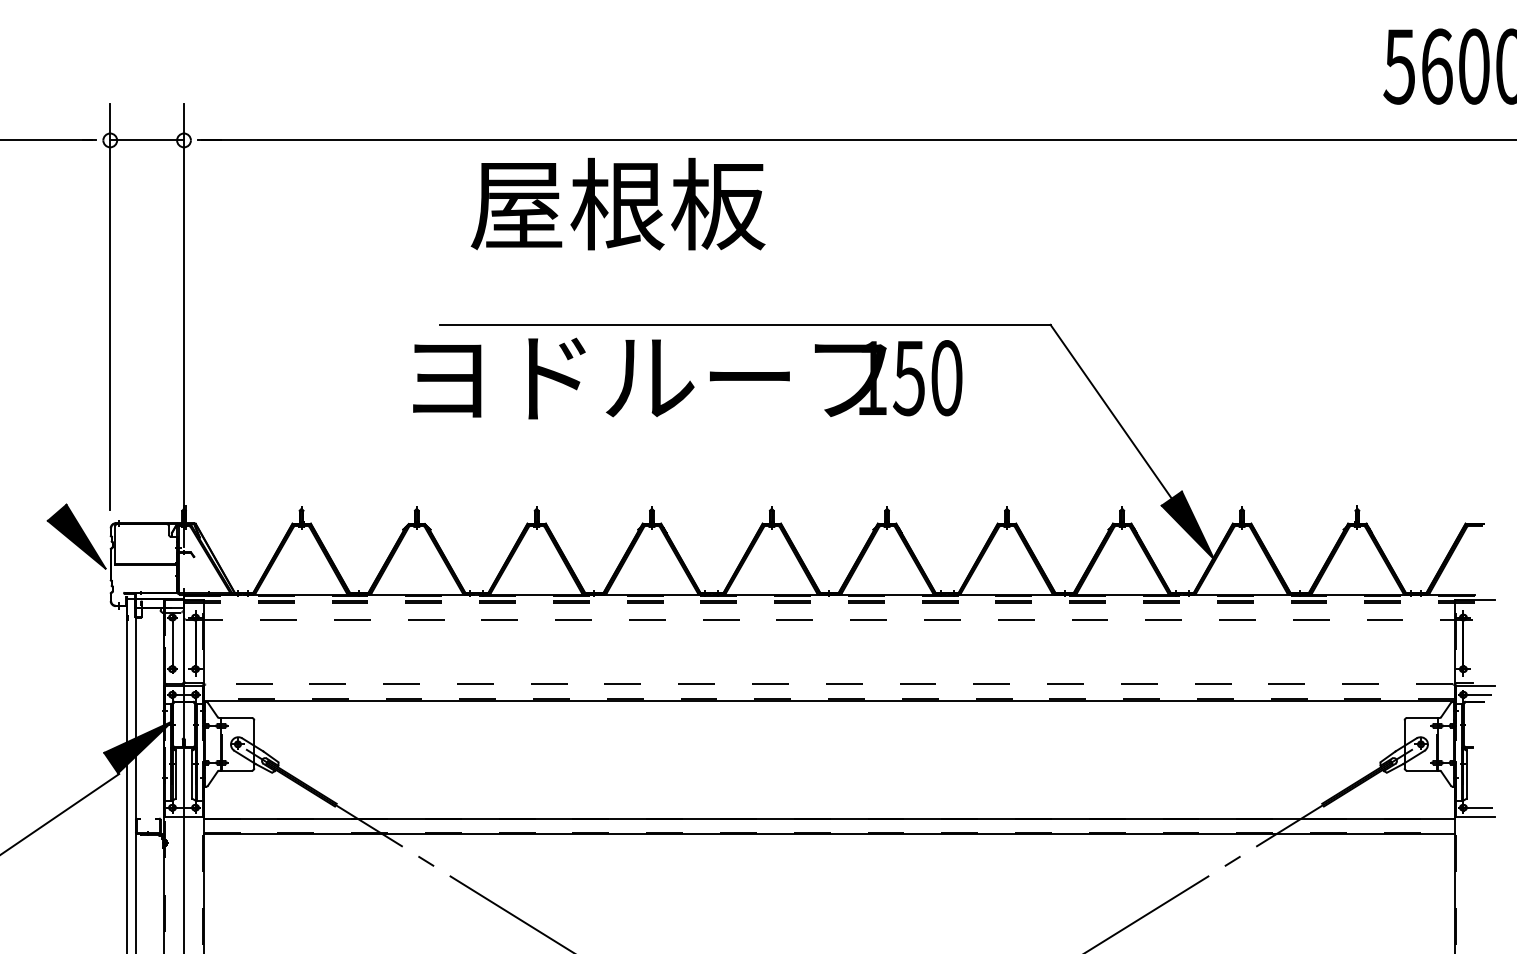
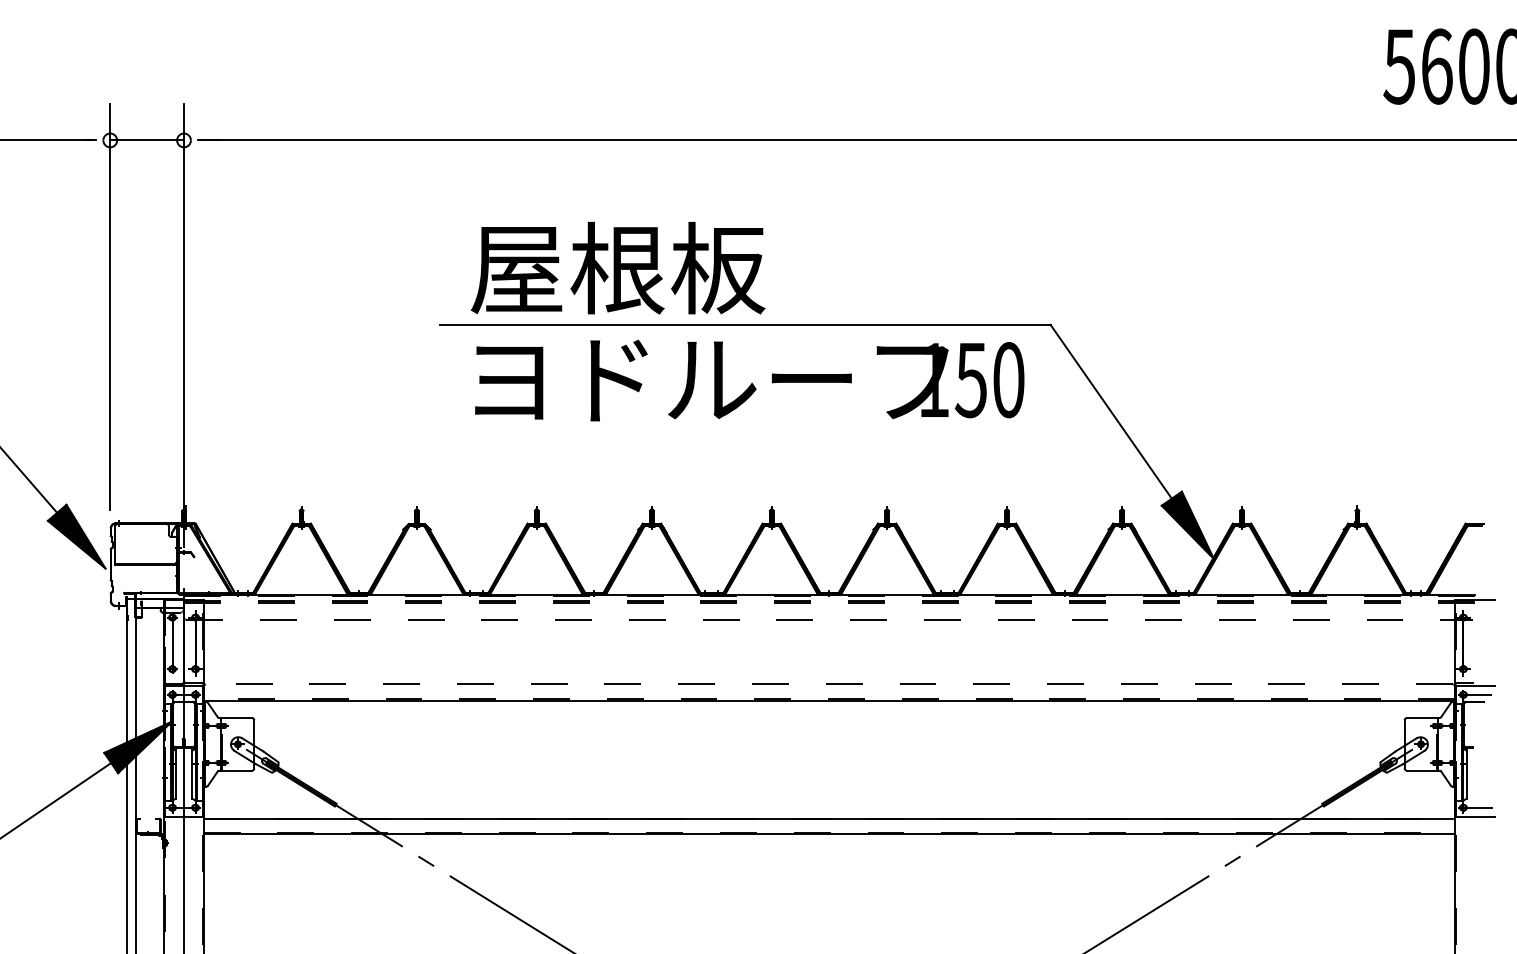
text position: (617, 204) -> (617, 268) (617, 268)
text position: (687, 378) -> (749, 380) (749, 380)
line: none -> present (29, 480)
line position: (60, 813) -> (56, 800) (56, 800)
